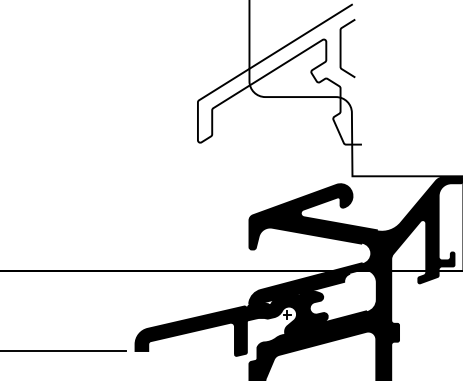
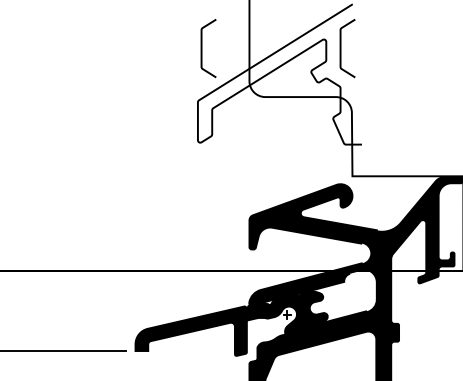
curve: none -> present (202, 48)
